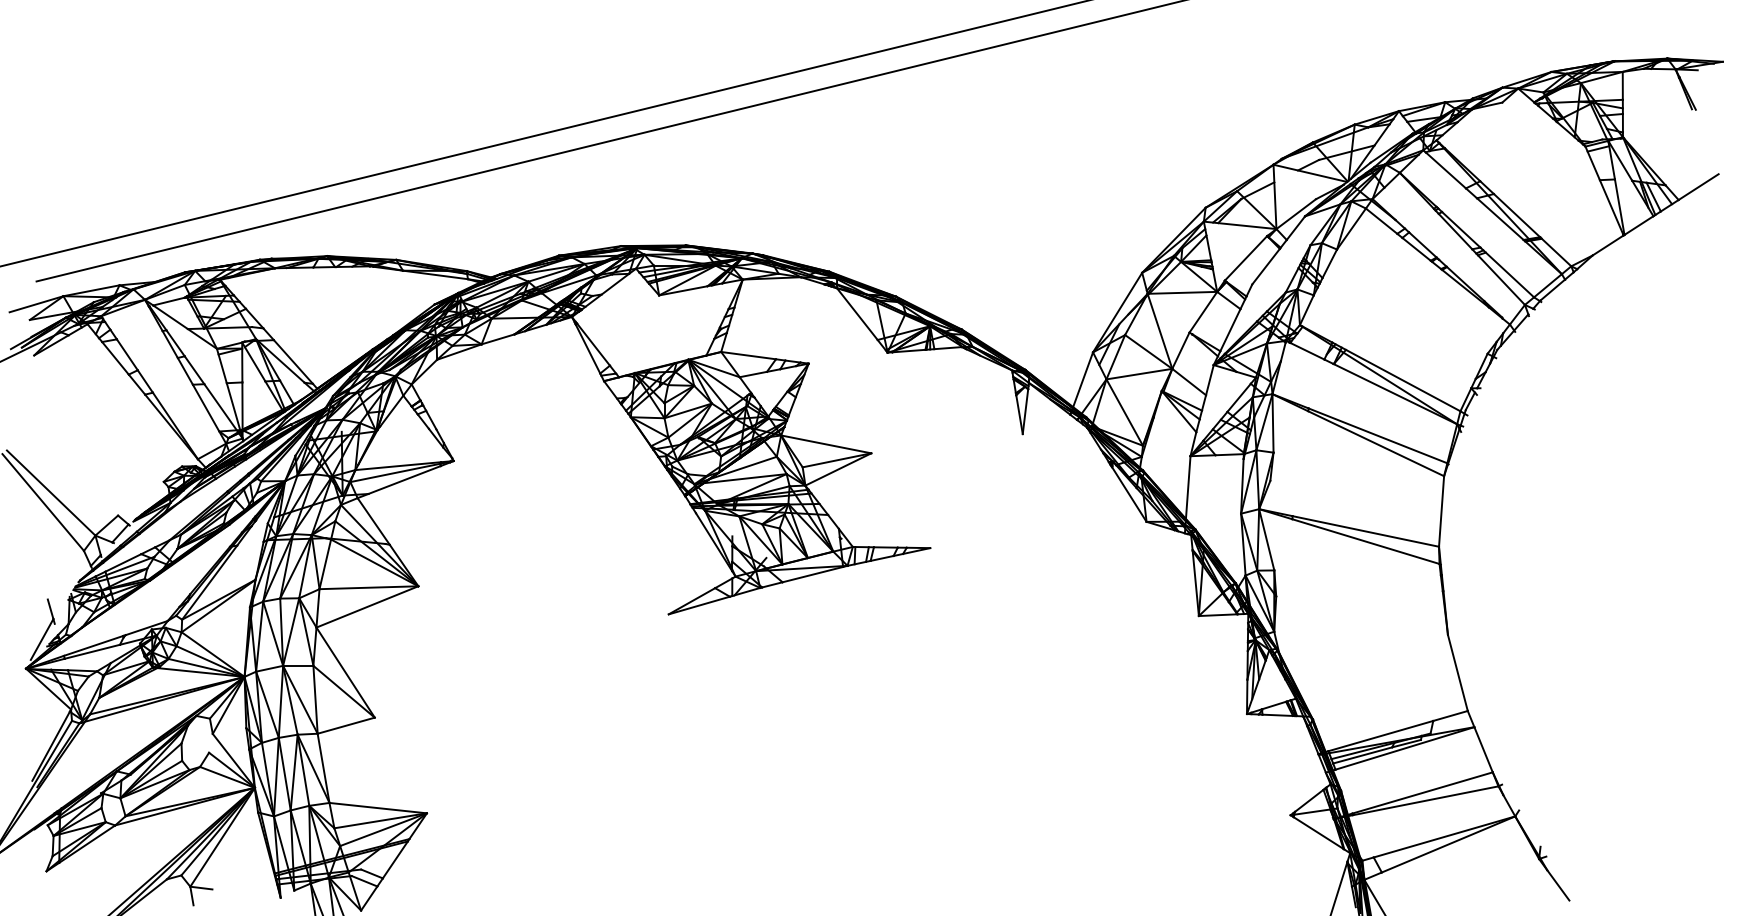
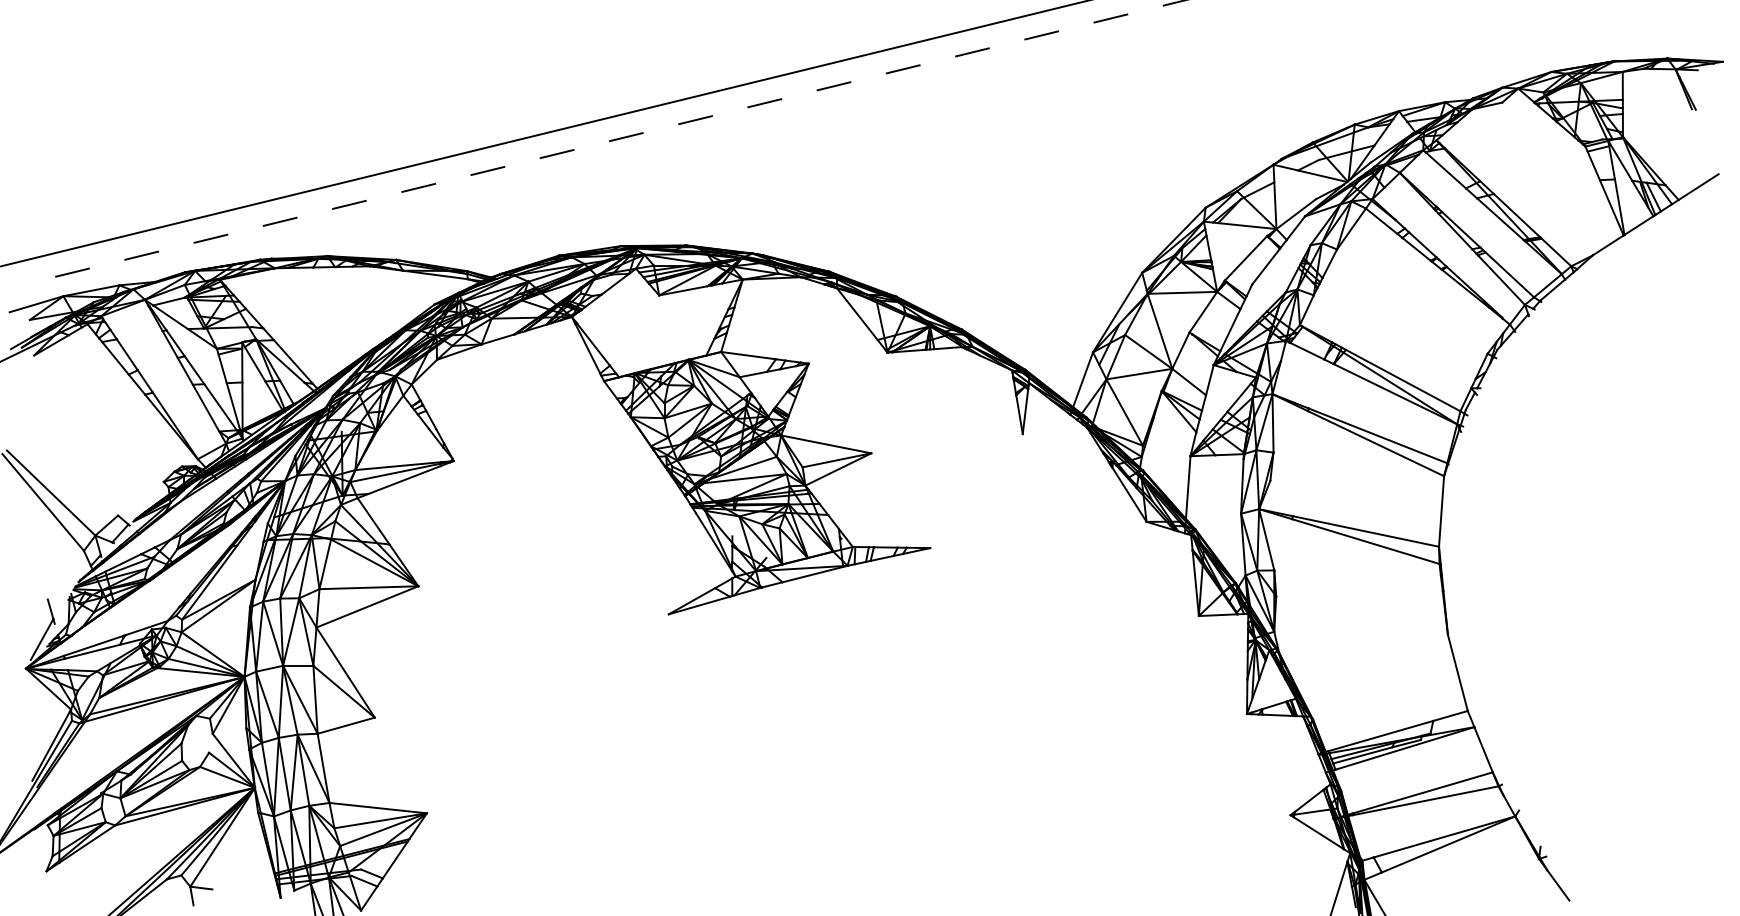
line: solid -> dashed (611, 140)
